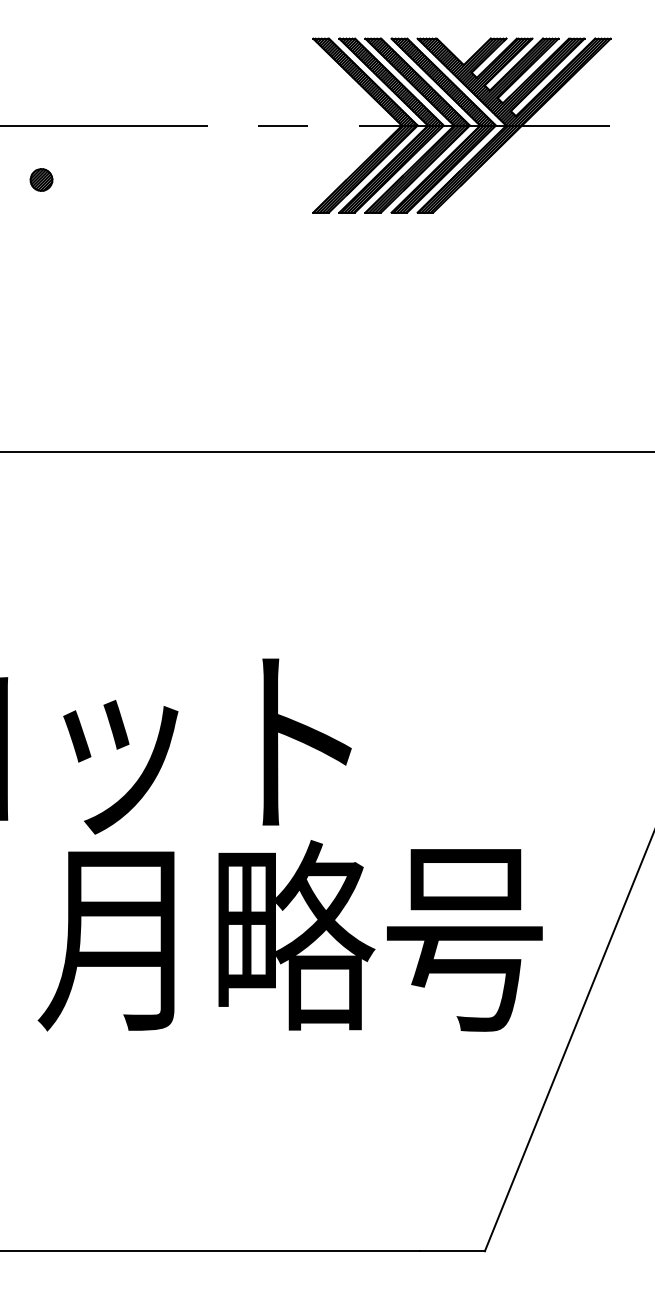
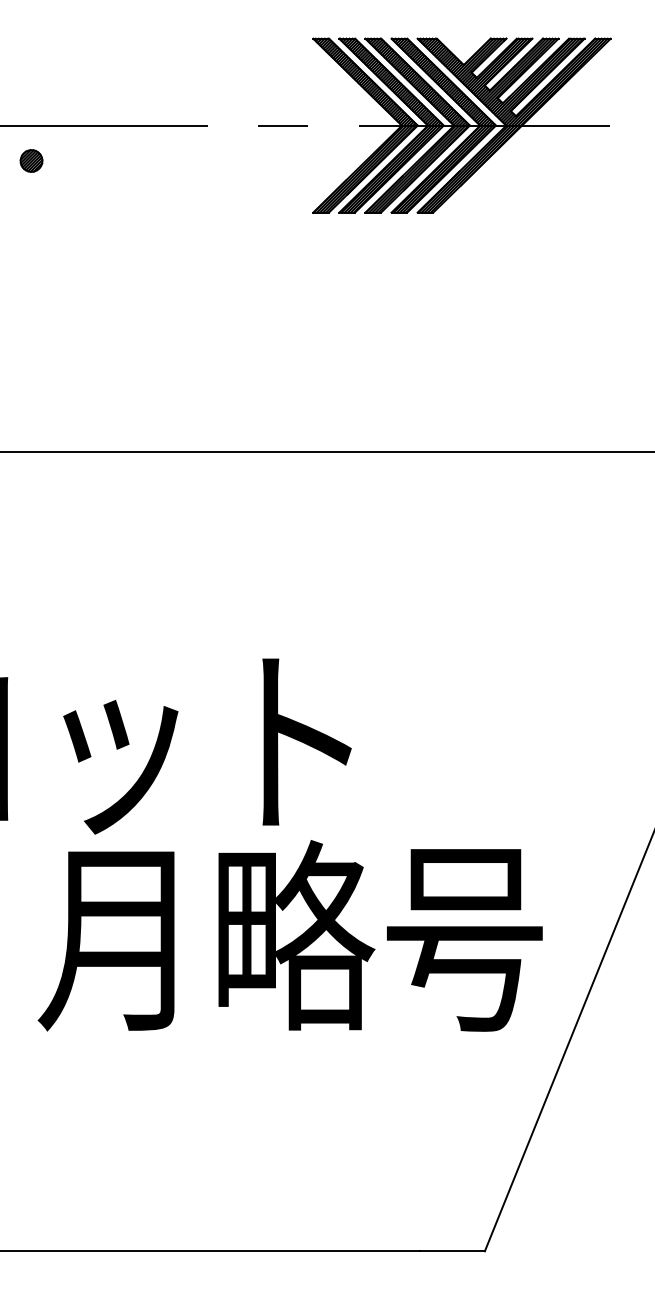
part position: (41, 179) -> (31, 160) (31, 160)
